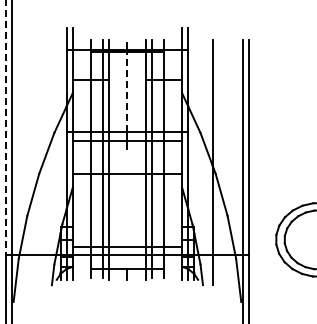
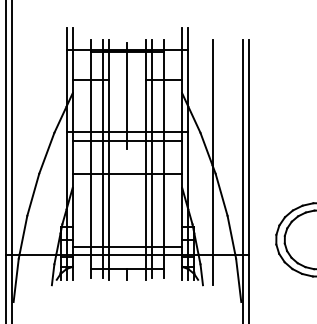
line: dashed -> solid (127, 91)
line: dashed -> solid (5, 127)
